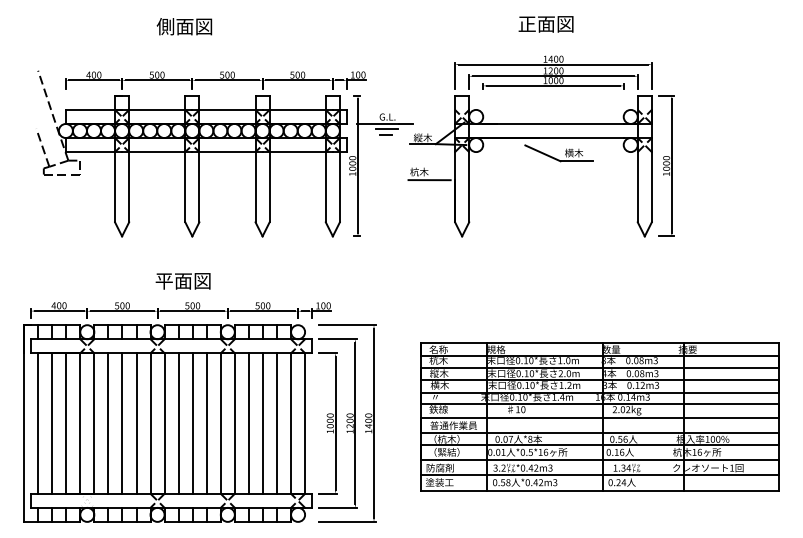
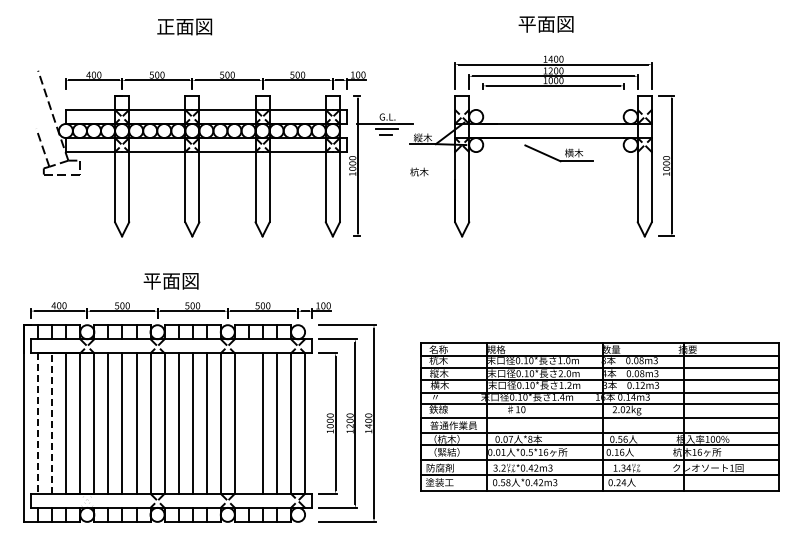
text: 正面図 -> 平面図 (526, 24)
text: 側面図 -> 正面図 (165, 26)
line: present -> none (429, 180)
text position: (182, 281) -> (170, 281) (170, 281)
line: solid -> dashed (52, 423)
line: present -> none (248, 423)
line: solid -> dashed (38, 424)
